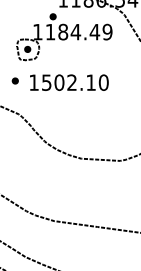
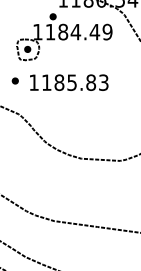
text: 1502.10 -> 1185.83 (75, 82)
